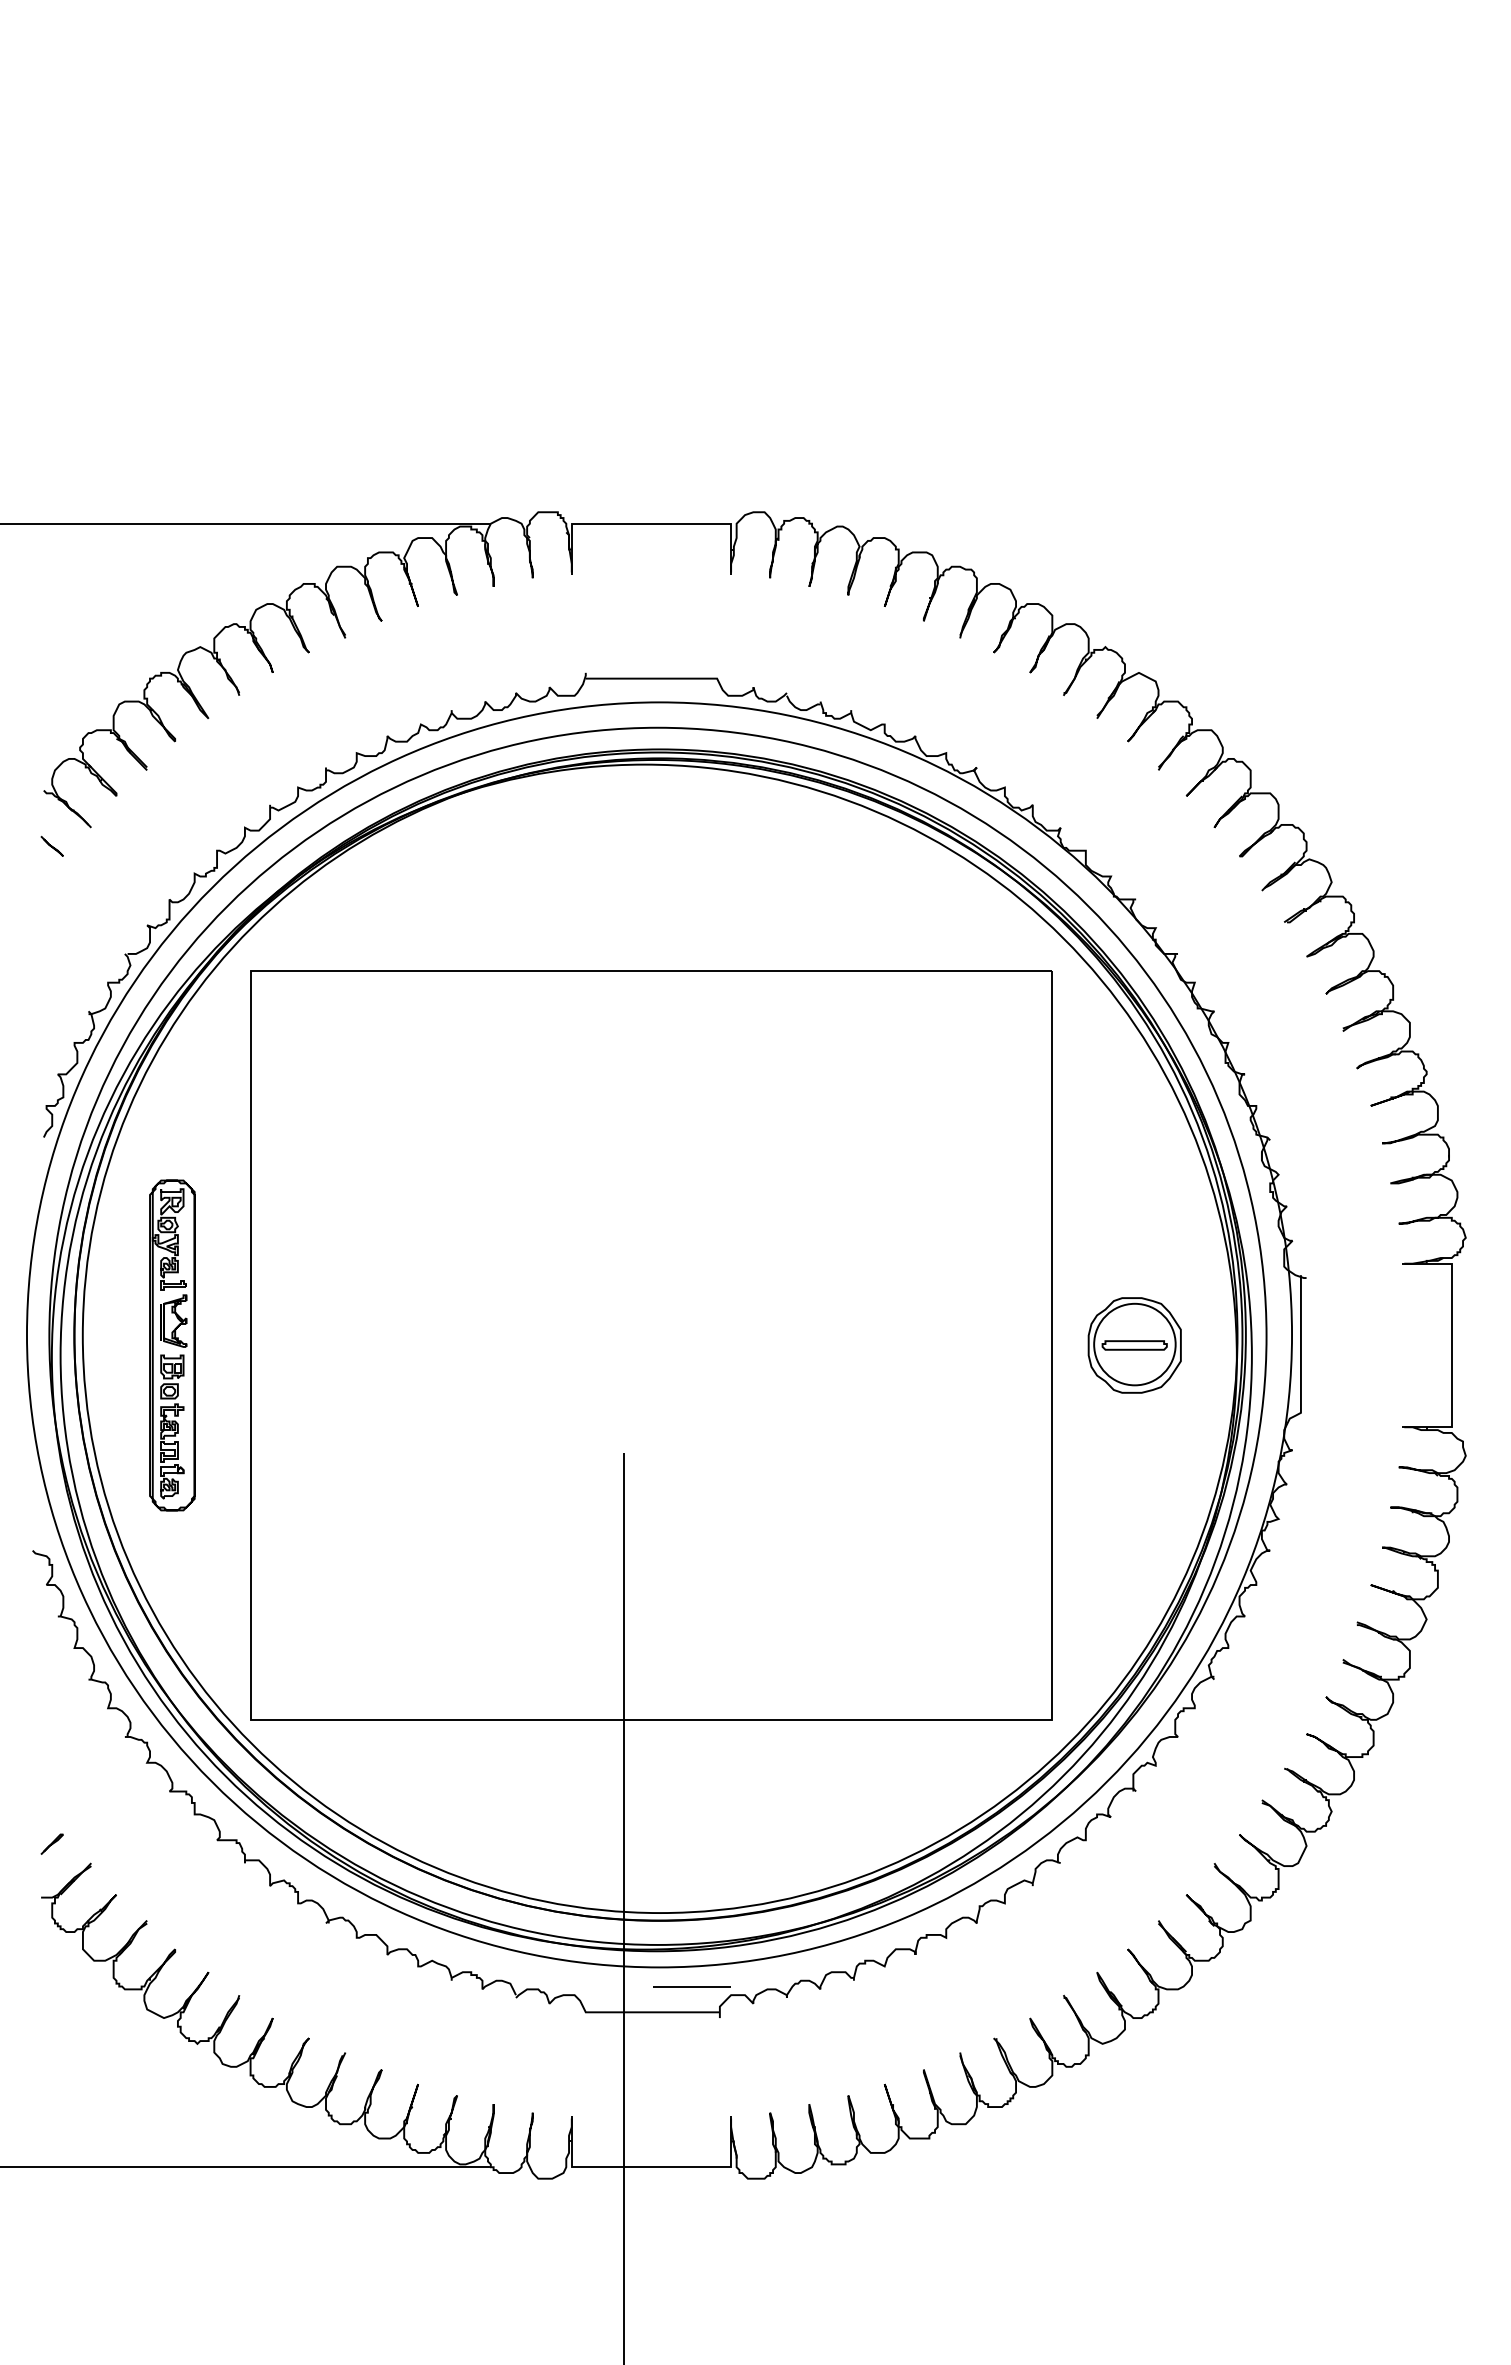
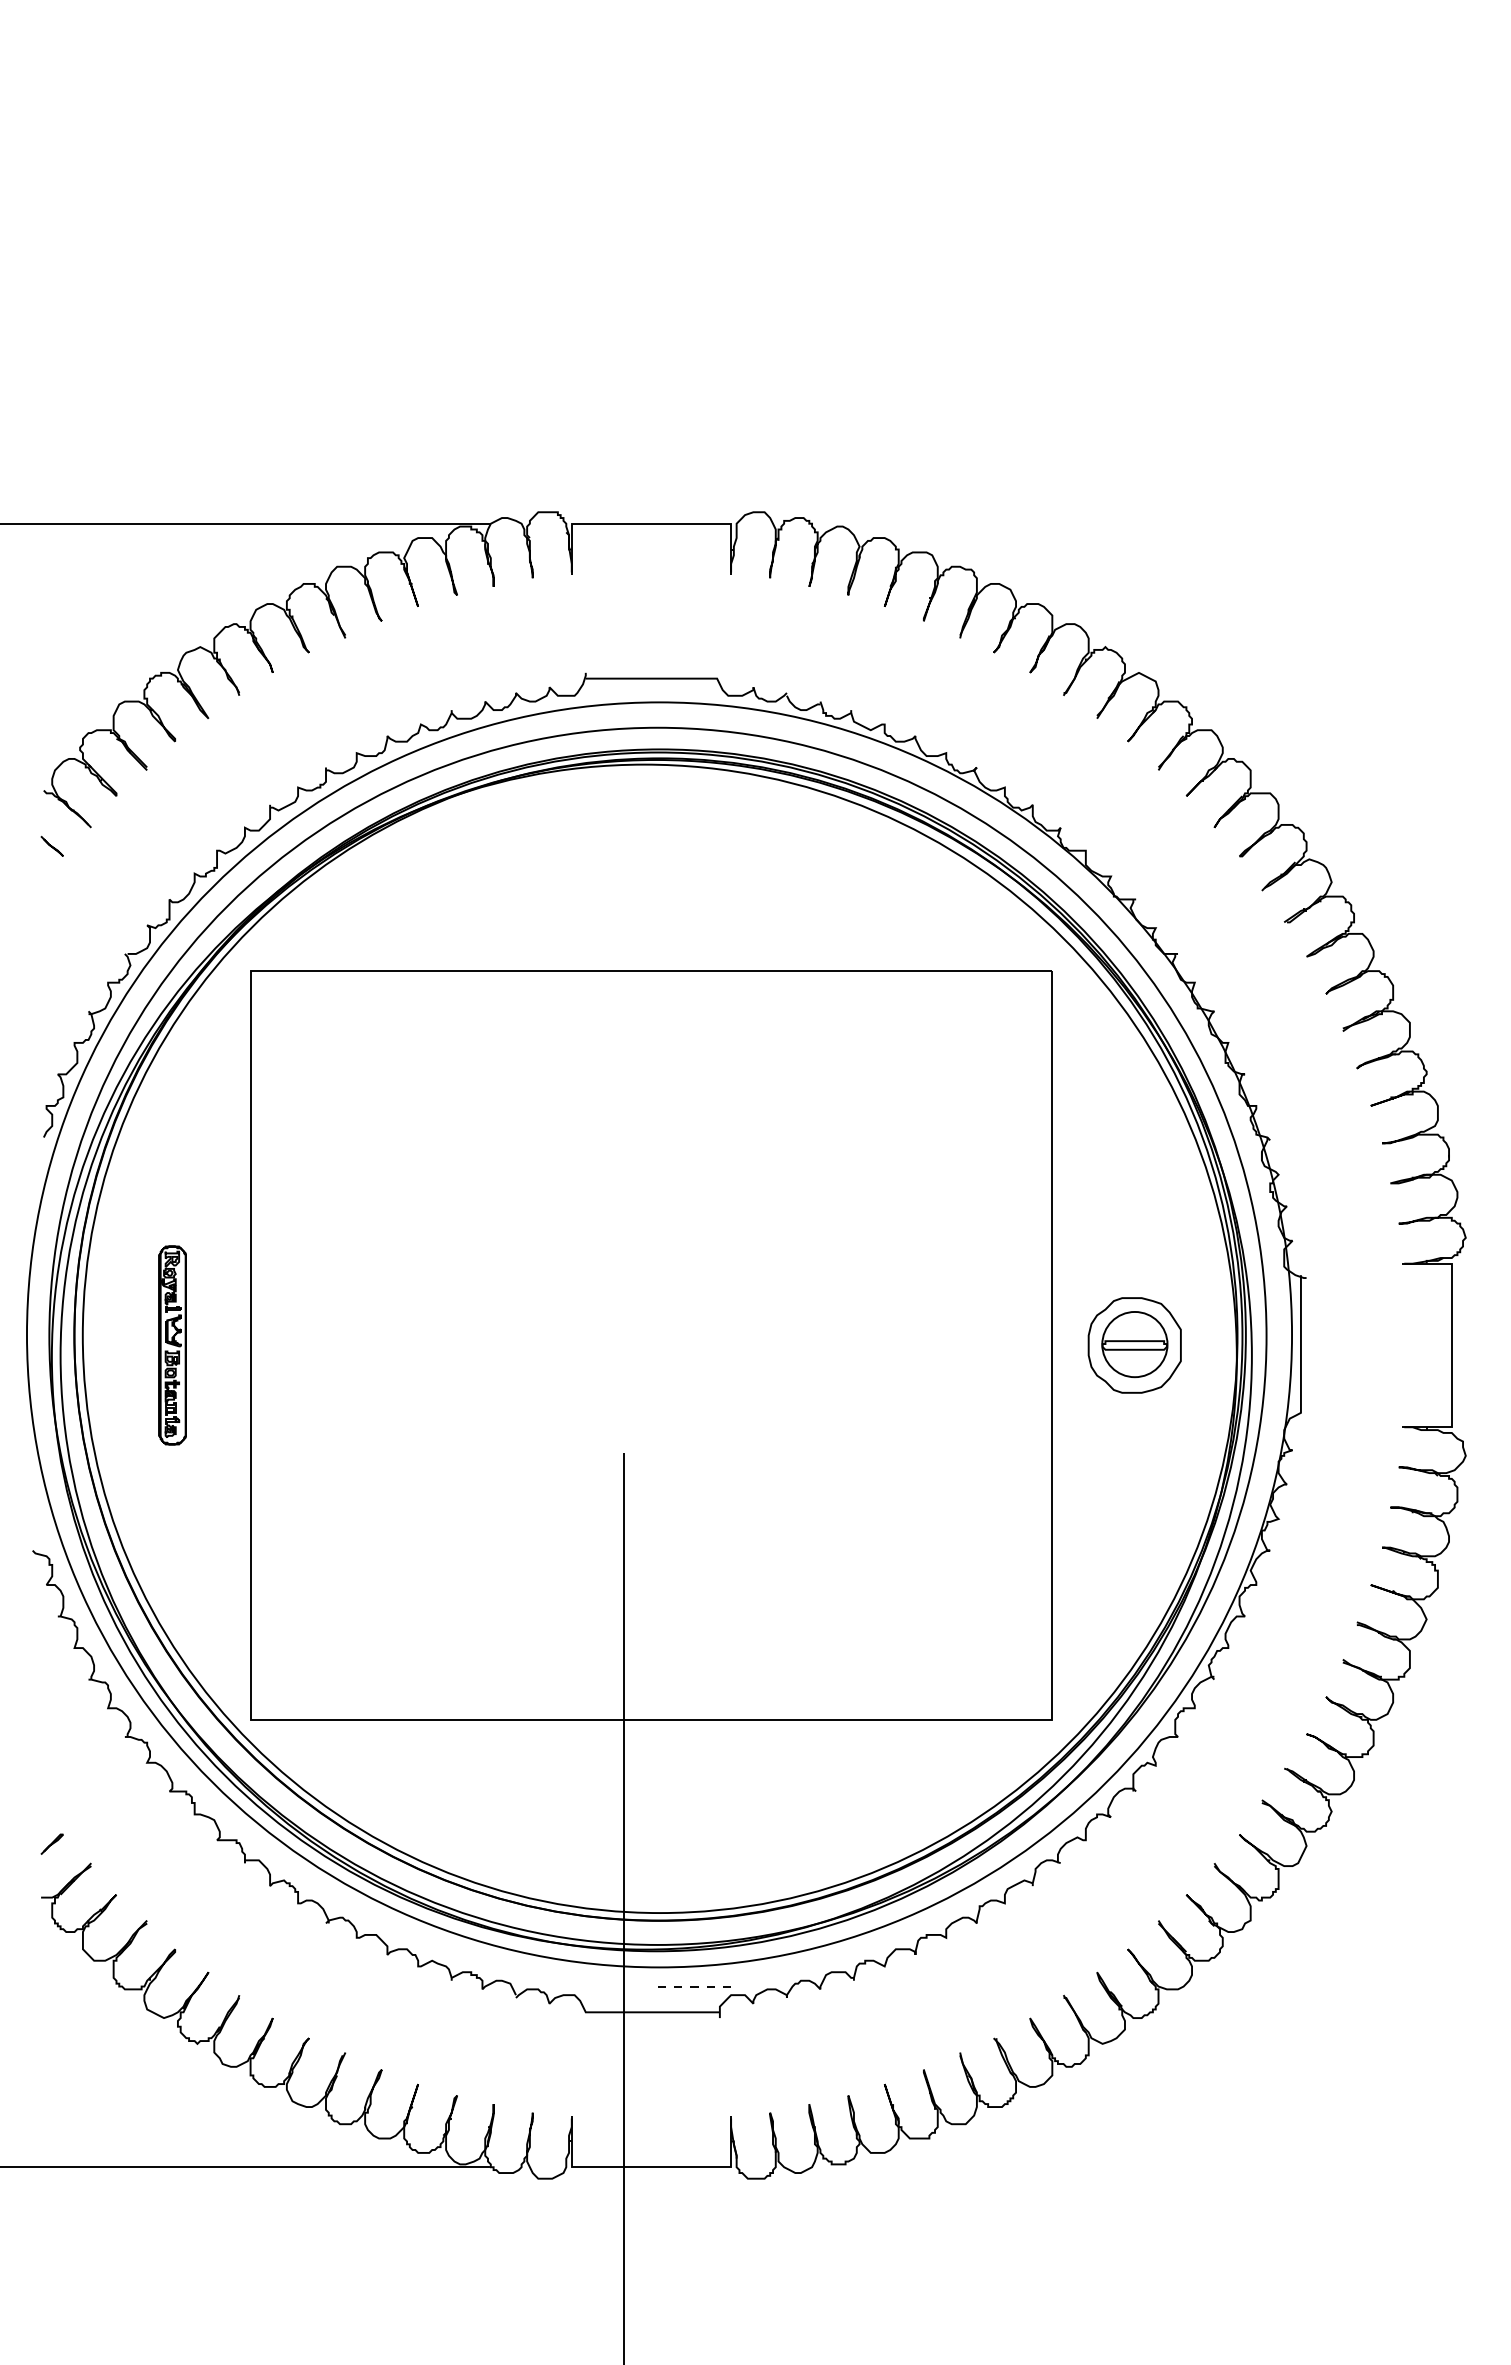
circle diameter: 82 px -> 65 px (1134, 1344)
part size: 47x333 px -> 29x201 px (172, 1345)
line: solid -> dashed (691, 1986)
